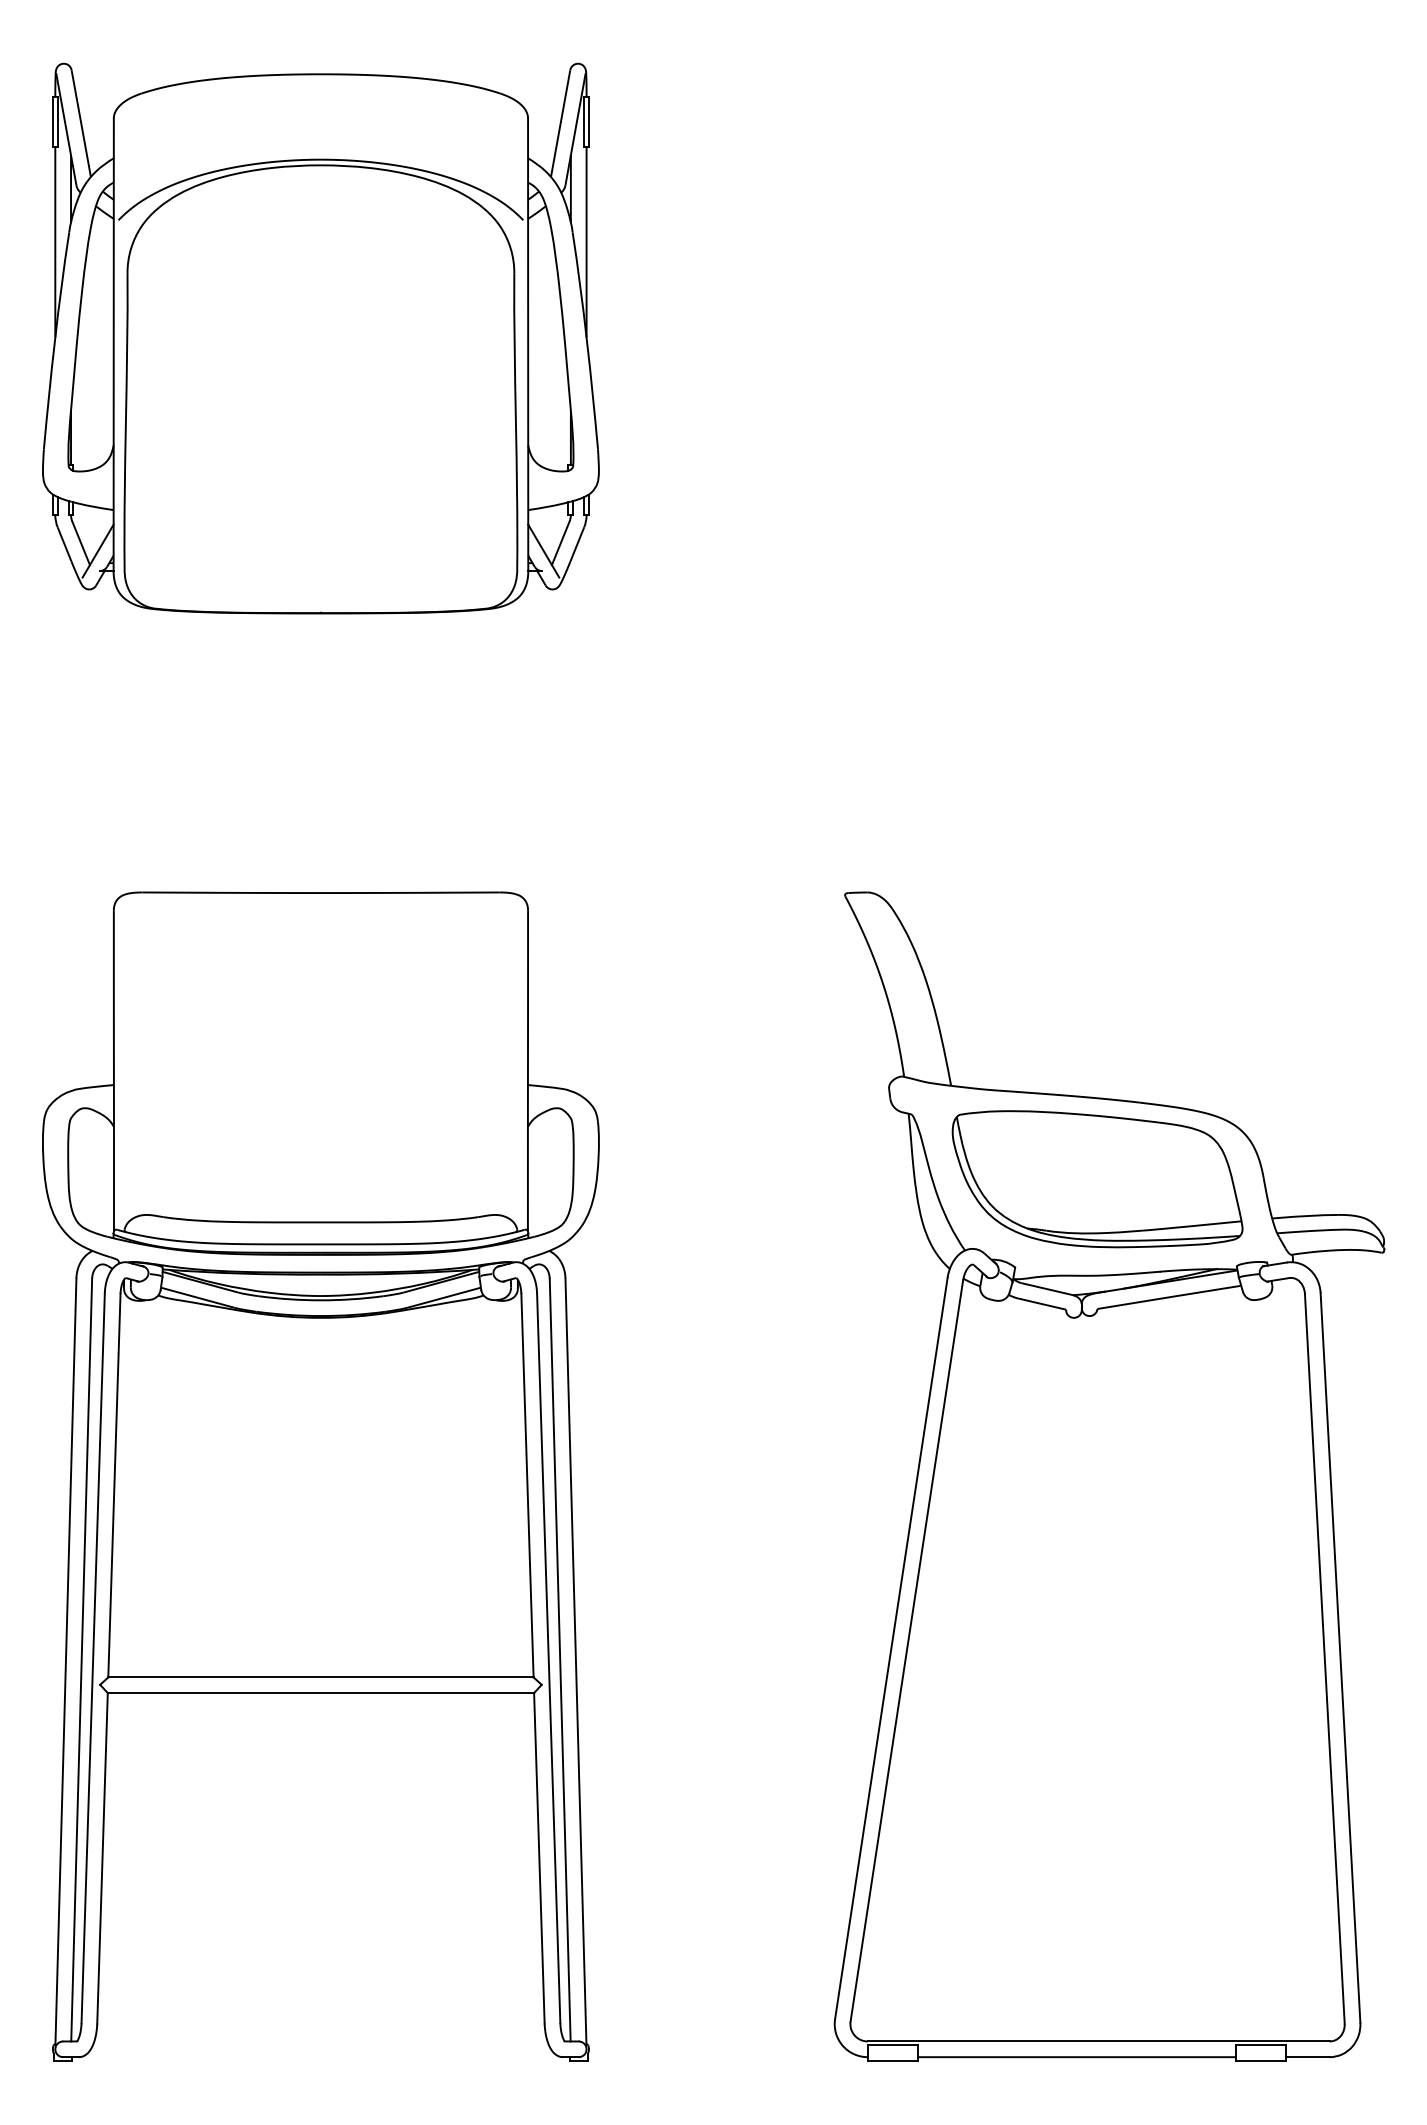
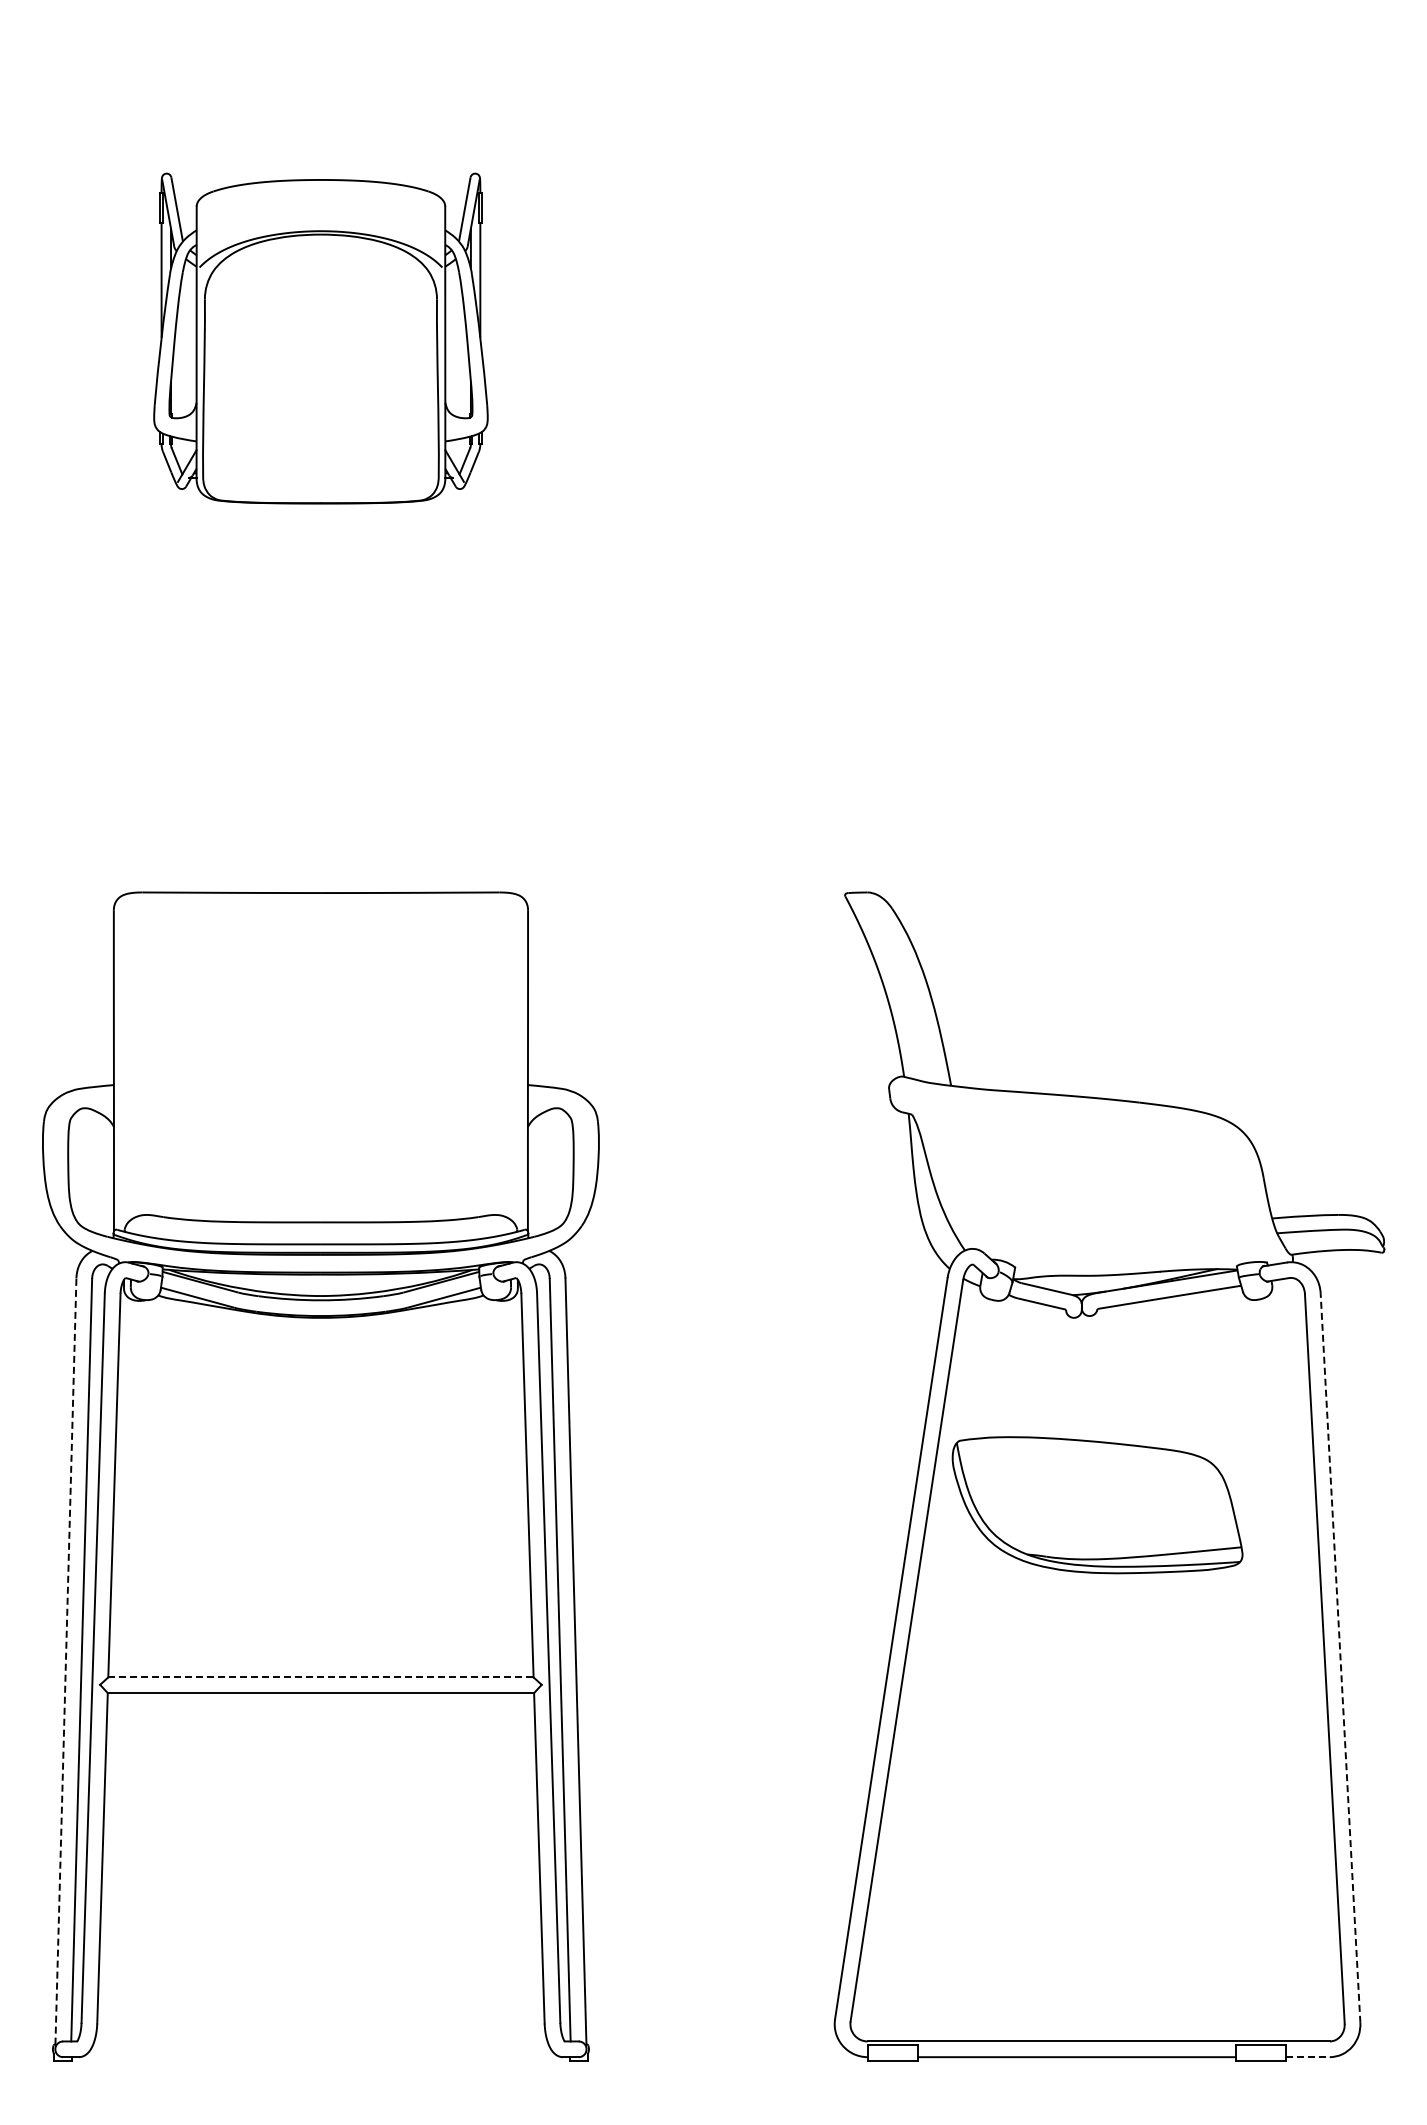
part size: 558x553 px -> 336x333 px (320, 338)
part position: (1097, 1179) -> (1097, 1505) (1097, 1505)
line: solid -> dashed (1340, 1657)
line: solid -> dashed (65, 1661)
line: solid -> dashed (320, 1677)
line: solid -> dashed (1307, 2057)
